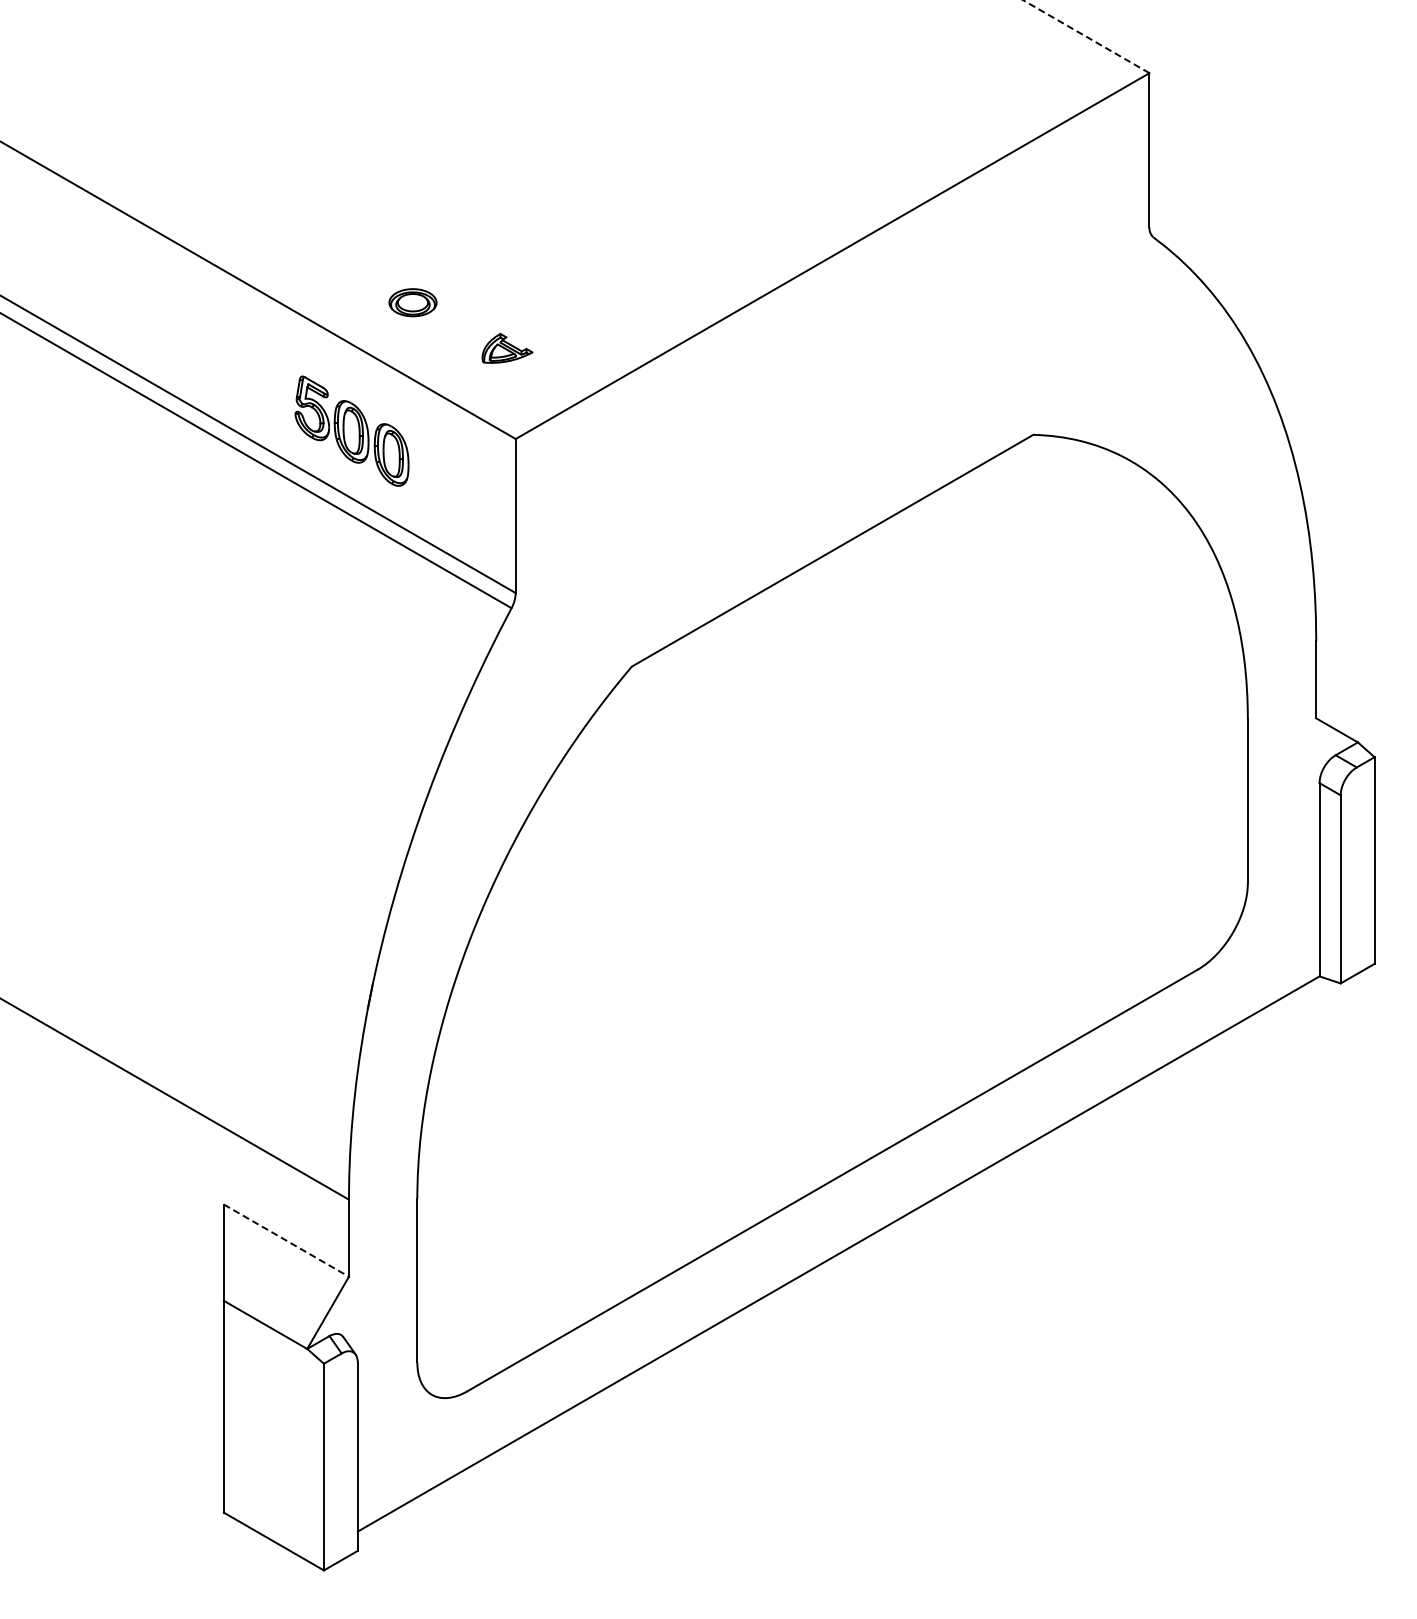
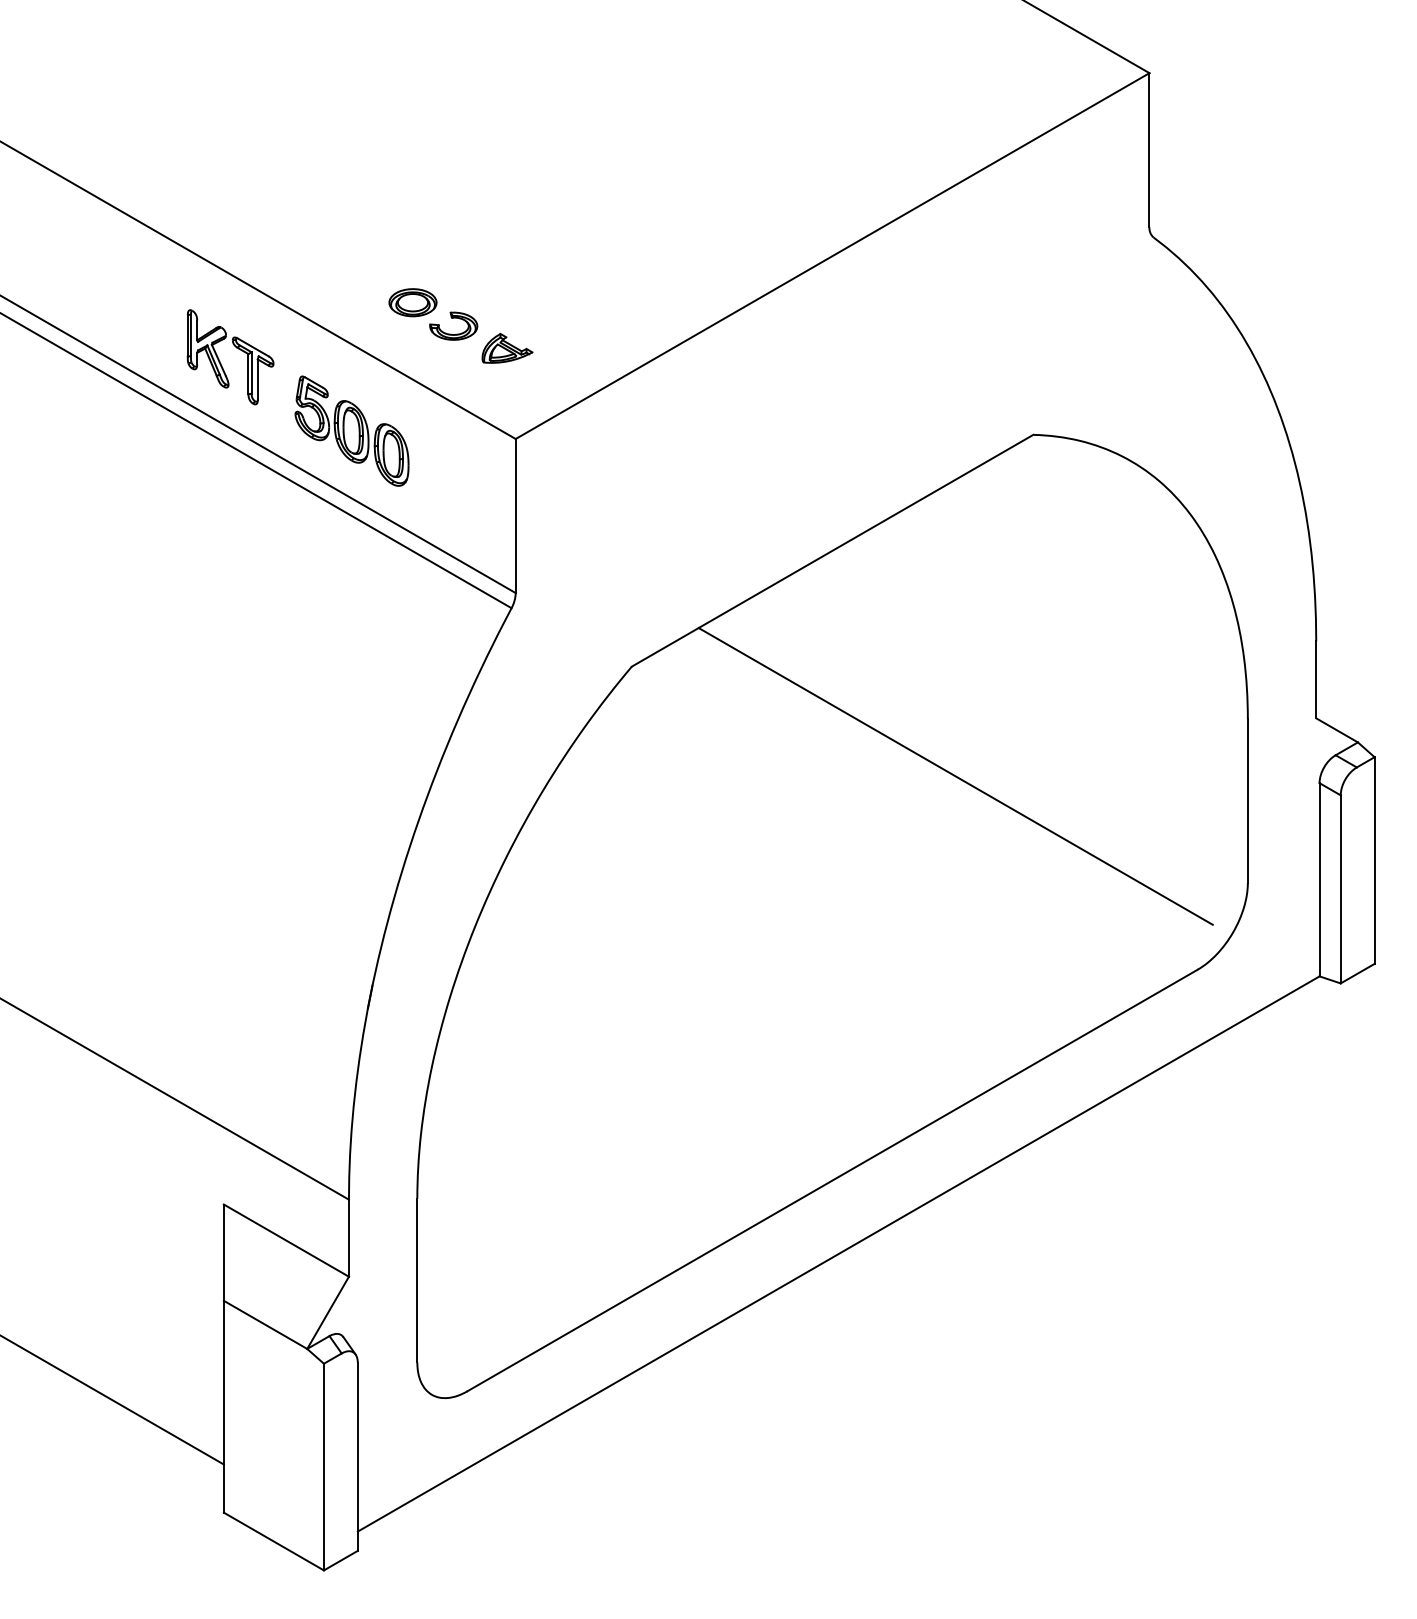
line: dashed -> solid (1086, 36)
part: none -> present (453, 318)
part: none -> present (220, 361)
line: none -> present (955, 776)
line: dashed -> solid (286, 1240)
line: none -> present (112, 1400)
